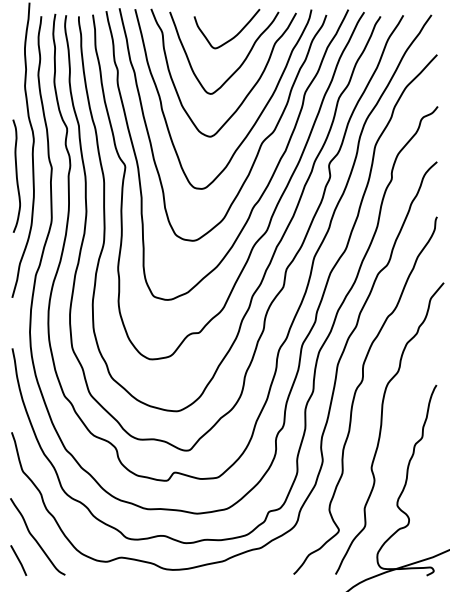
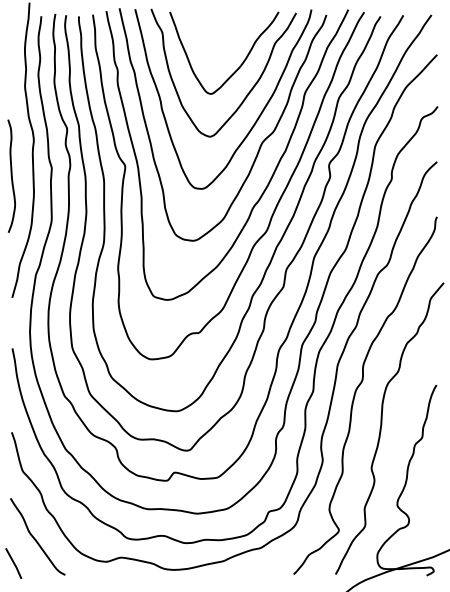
curve: present -> none (234, 35)
curve position: (16, 175) -> (11, 175) (11, 175)
line position: (18, 560) -> (13, 563) (13, 563)
